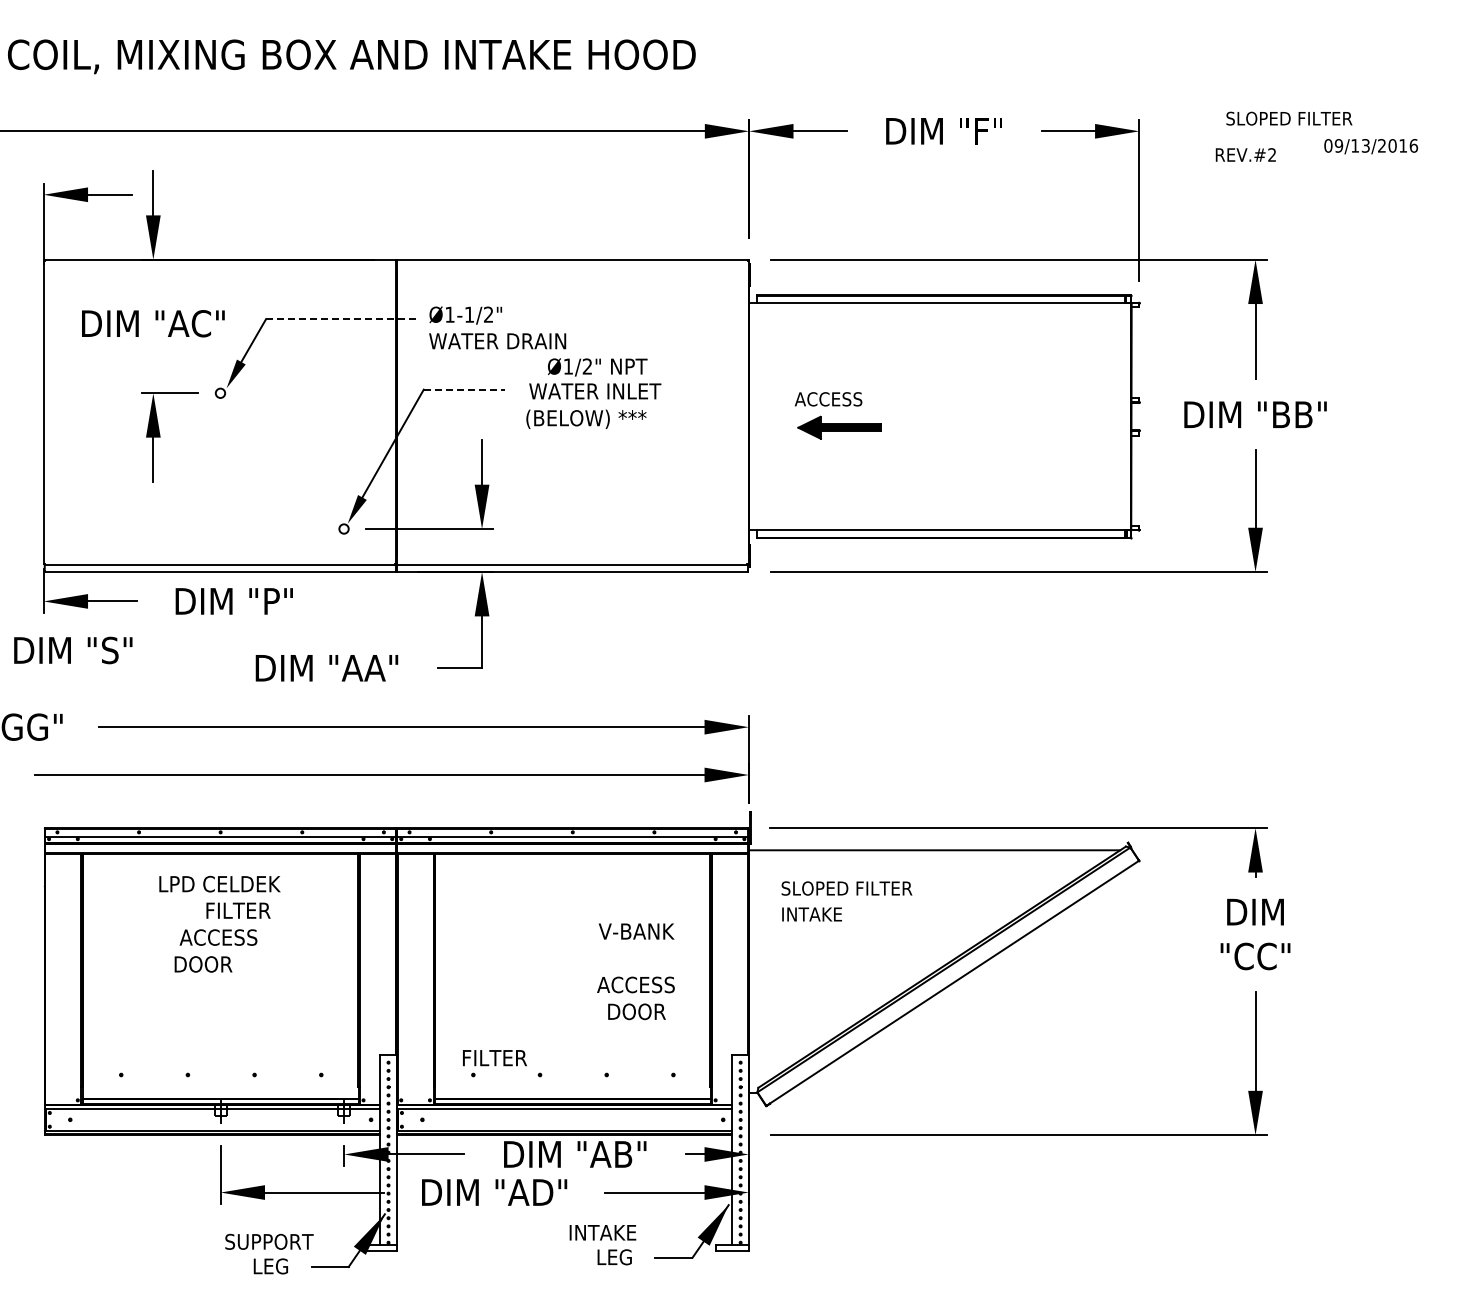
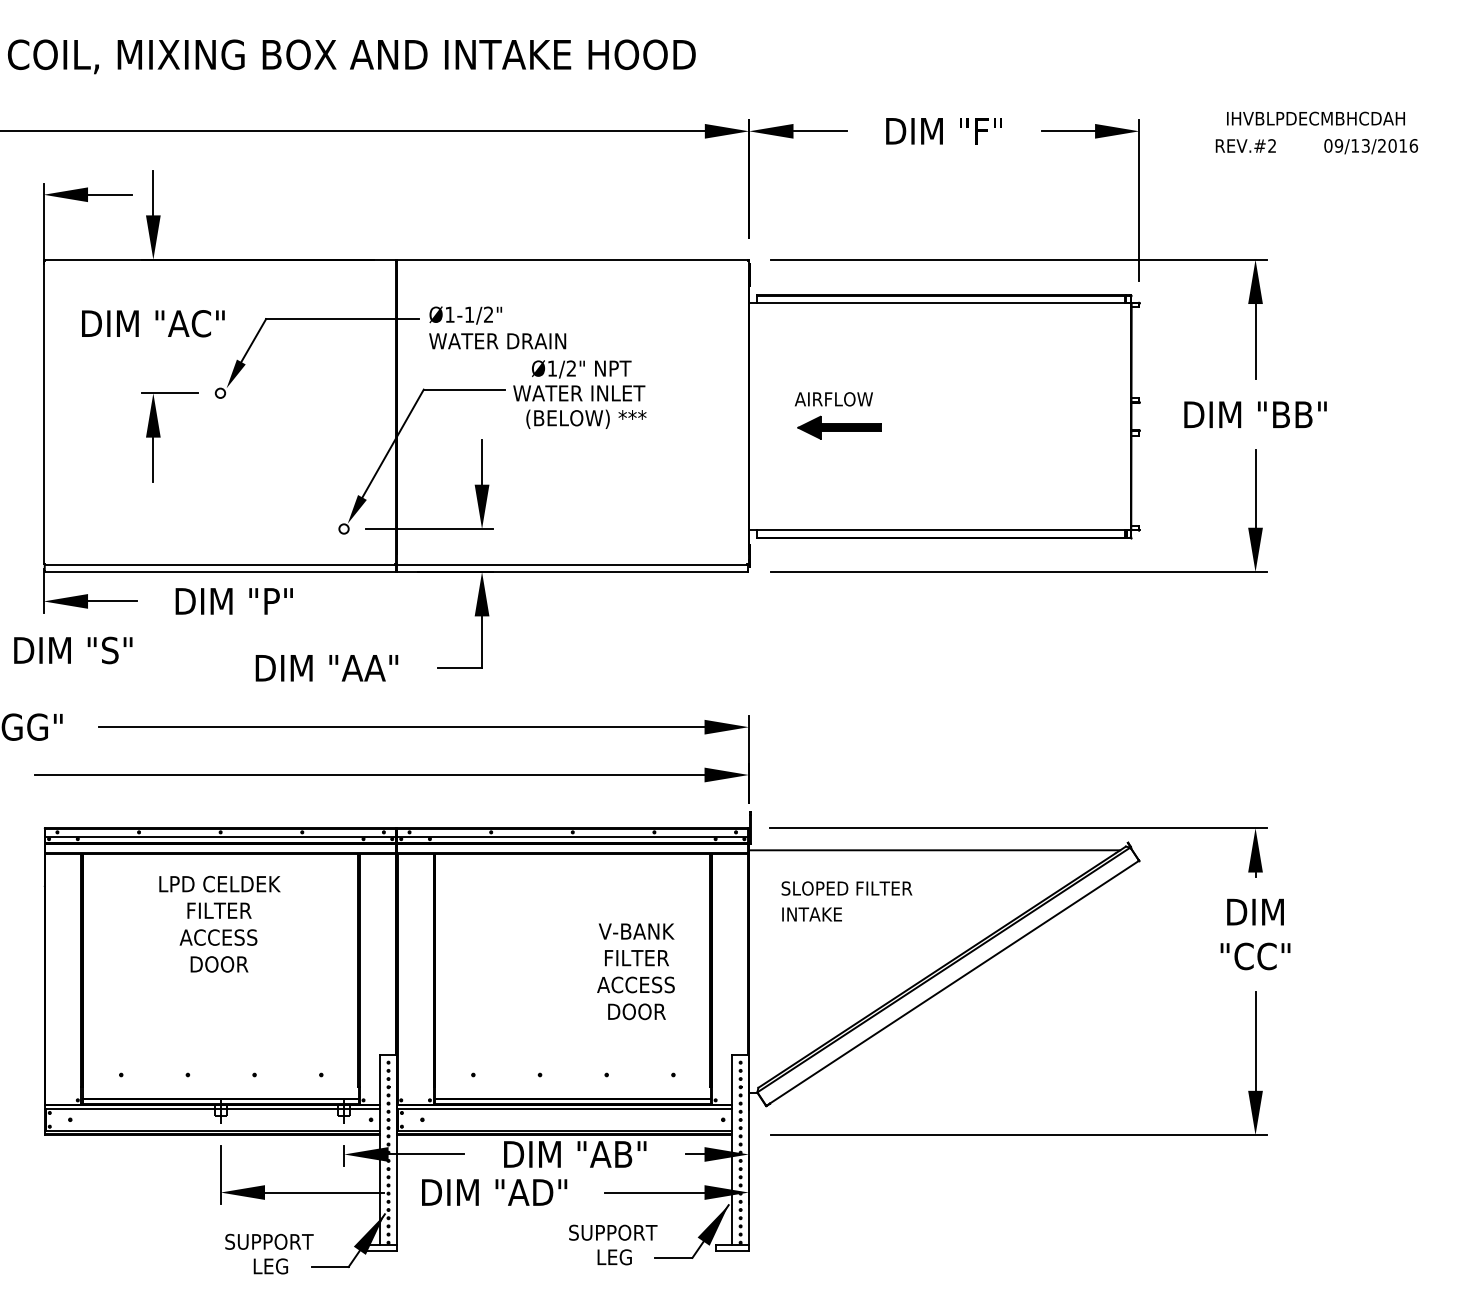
text: SLOPED FILTER -> IHVBLPDECMBHCDAH (1315, 118)
text position: (1245, 154) -> (1245, 145) (1245, 145)
line: dashed -> solid (342, 319)
text position: (595, 378) -> (579, 380) (579, 380)
line: dashed -> solid (464, 389)
text: ACCESS -> AIRFLOW (839, 399)
text position: (238, 910) -> (219, 910) (219, 910)
text position: (203, 964) -> (219, 964) (219, 964)
text position: (494, 1058) -> (636, 958) (636, 958)
text: INTAKE -> SUPPORT (613, 1232)
